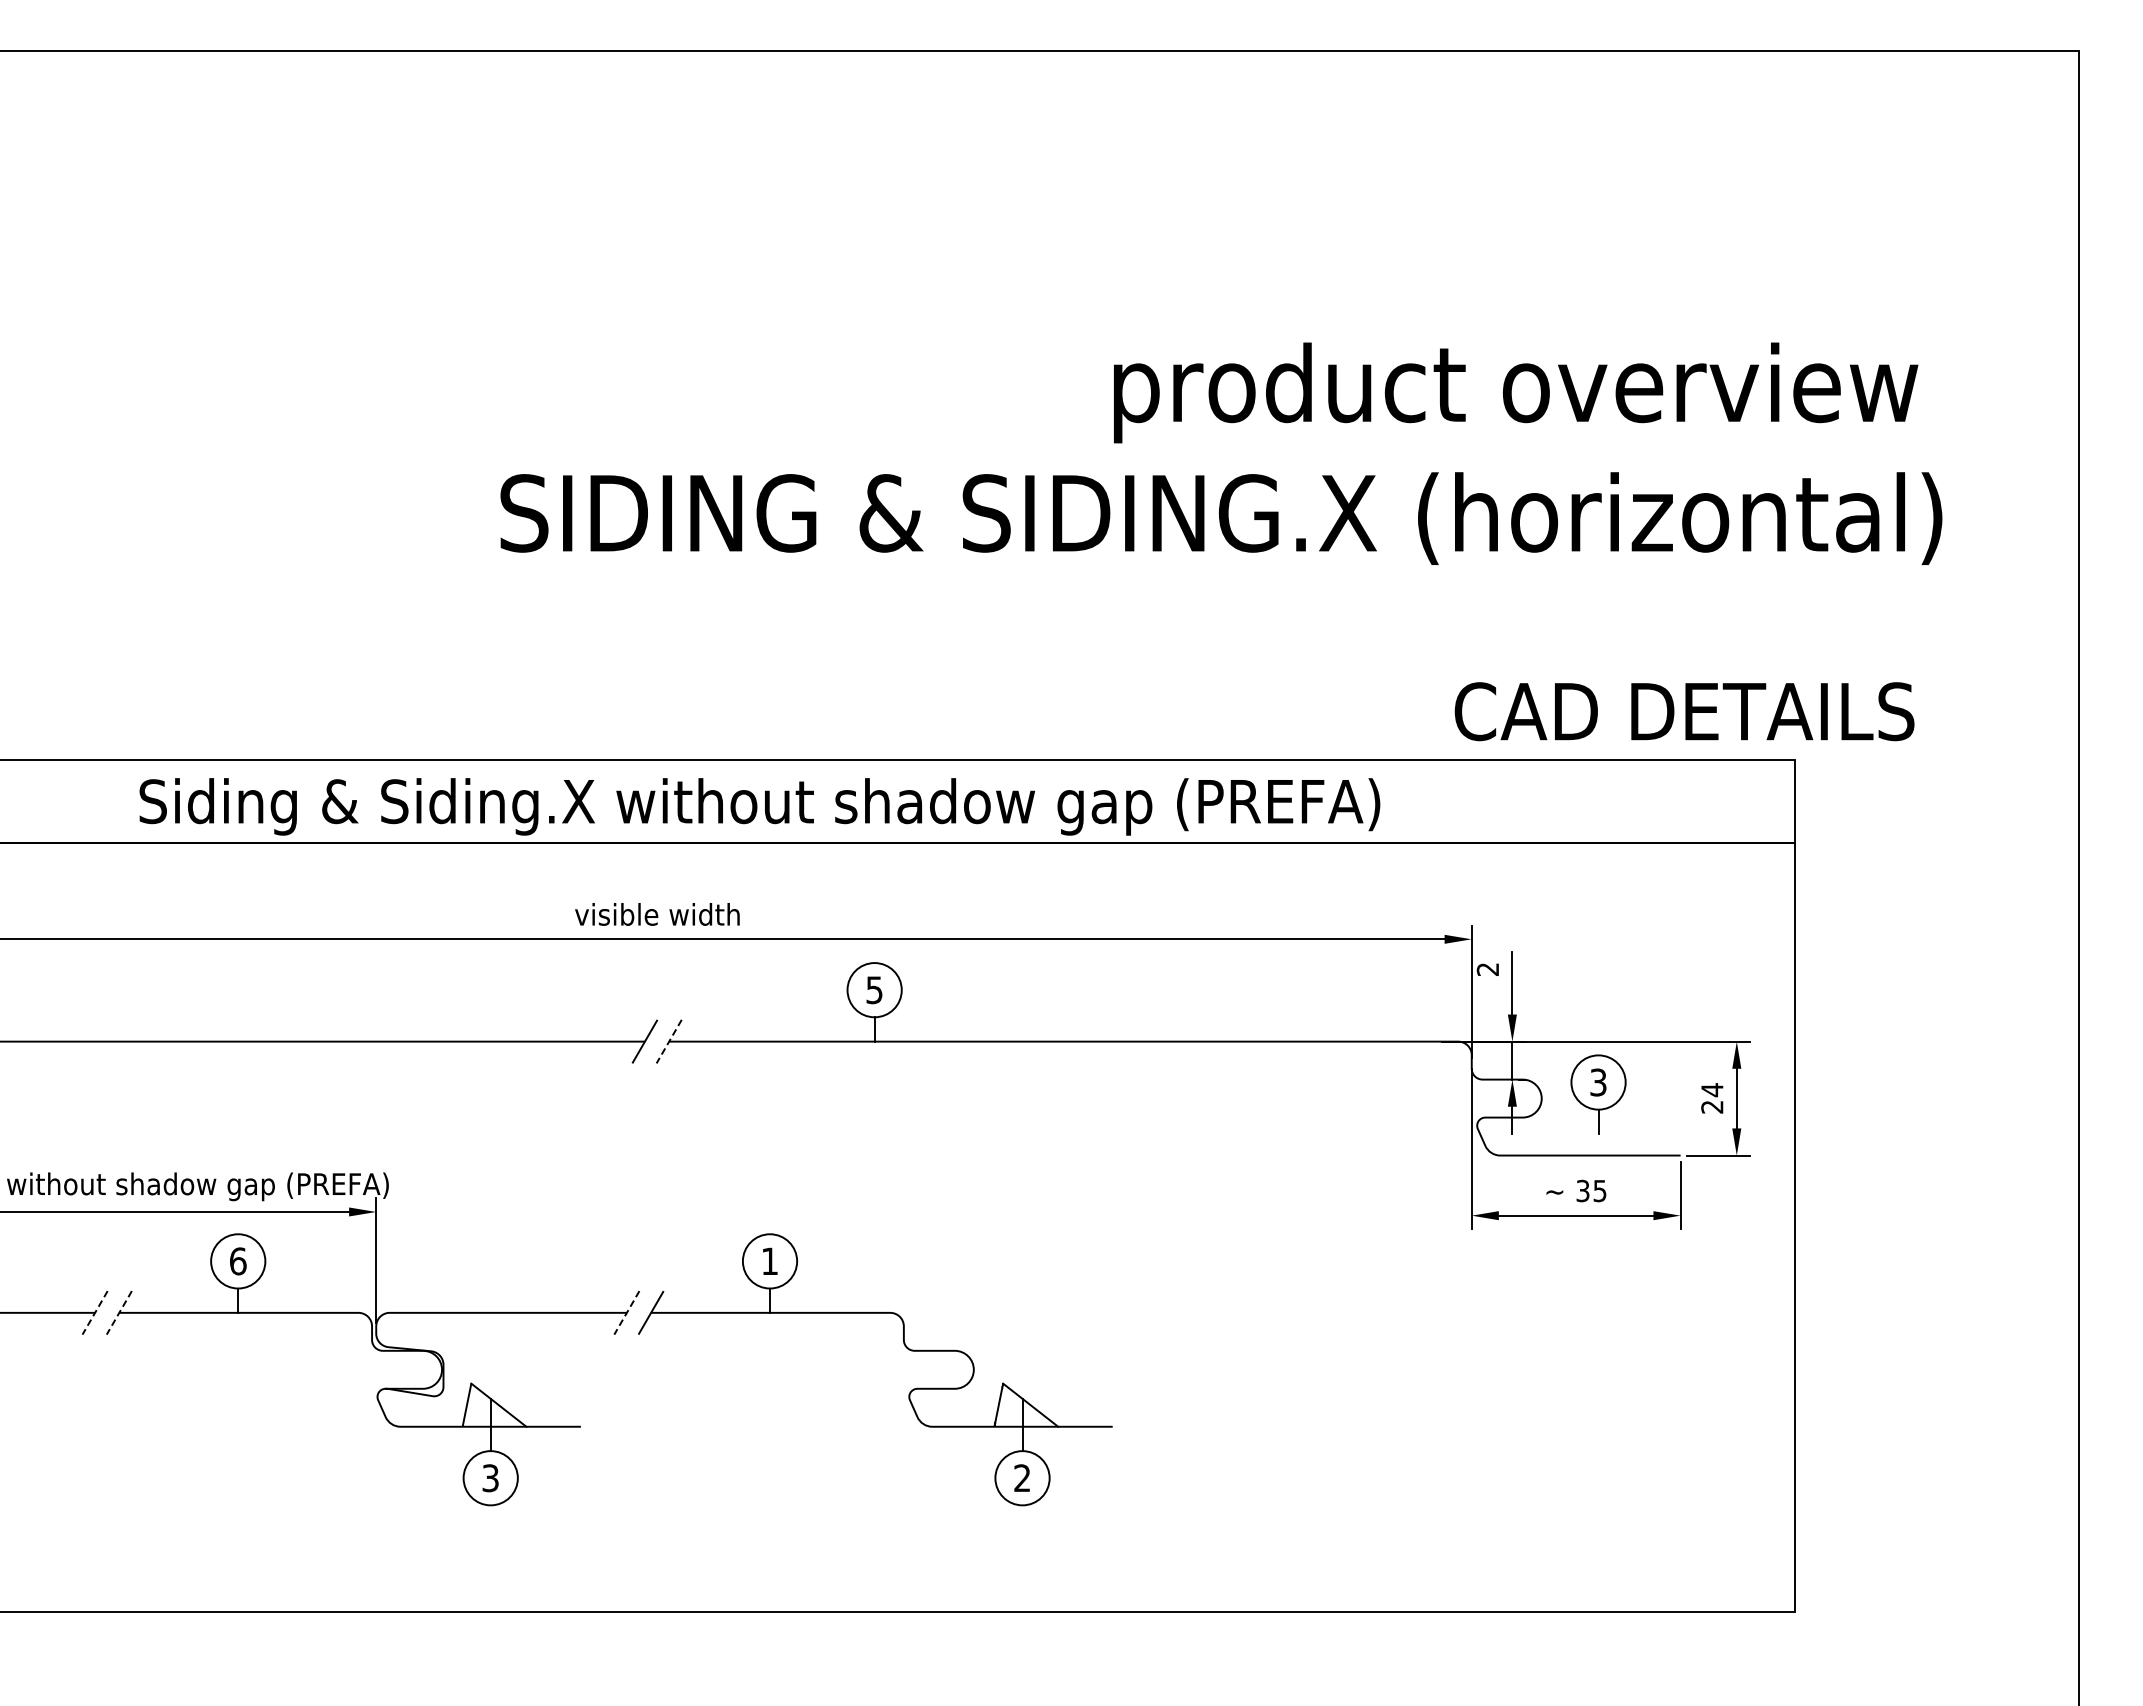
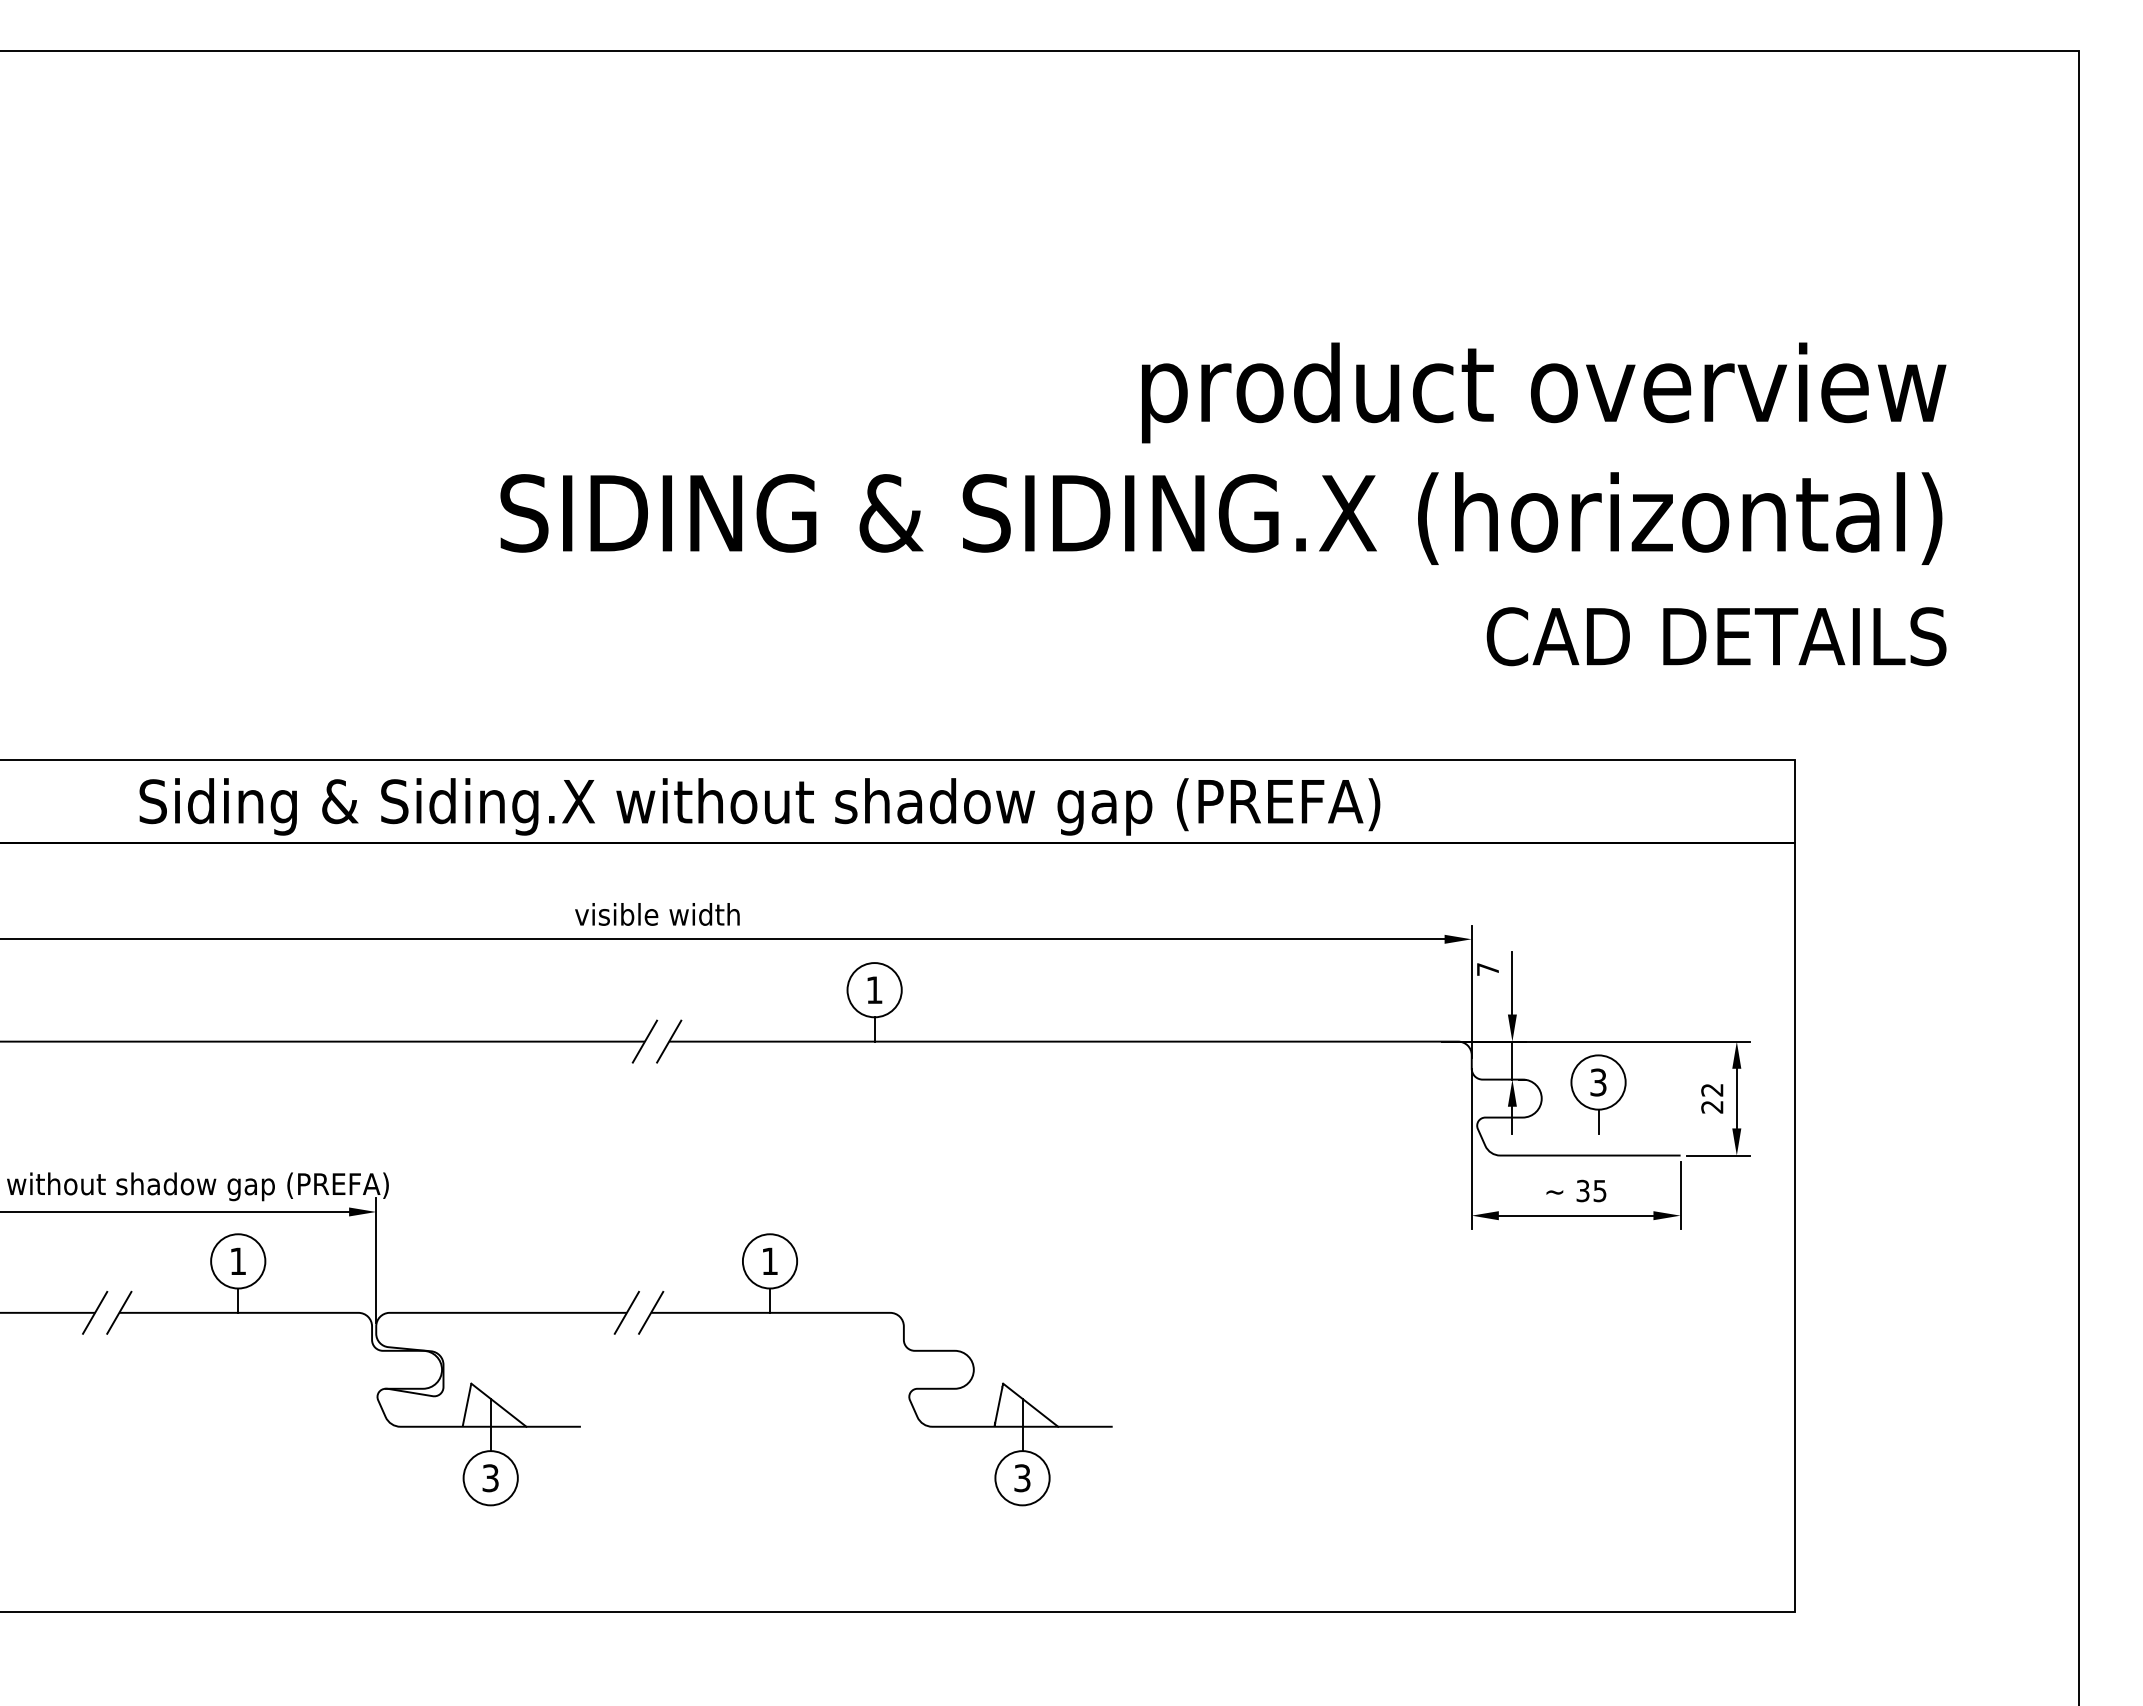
text position: (1516, 392) -> (1544, 392) (1544, 392)
text position: (1684, 711) -> (1716, 636) (1716, 636)
text: 2 -> 7 (1487, 969)
text: 5 -> 1 (874, 990)
line: dashed -> solid (668, 1042)
text: 24 -> 22 (1712, 1090)
text: 6 -> 1 (238, 1261)
line: dashed -> solid (94, 1313)
line: dashed -> solid (119, 1313)
line: dashed -> solid (626, 1313)
text: 2 -> 3 (1022, 1478)
